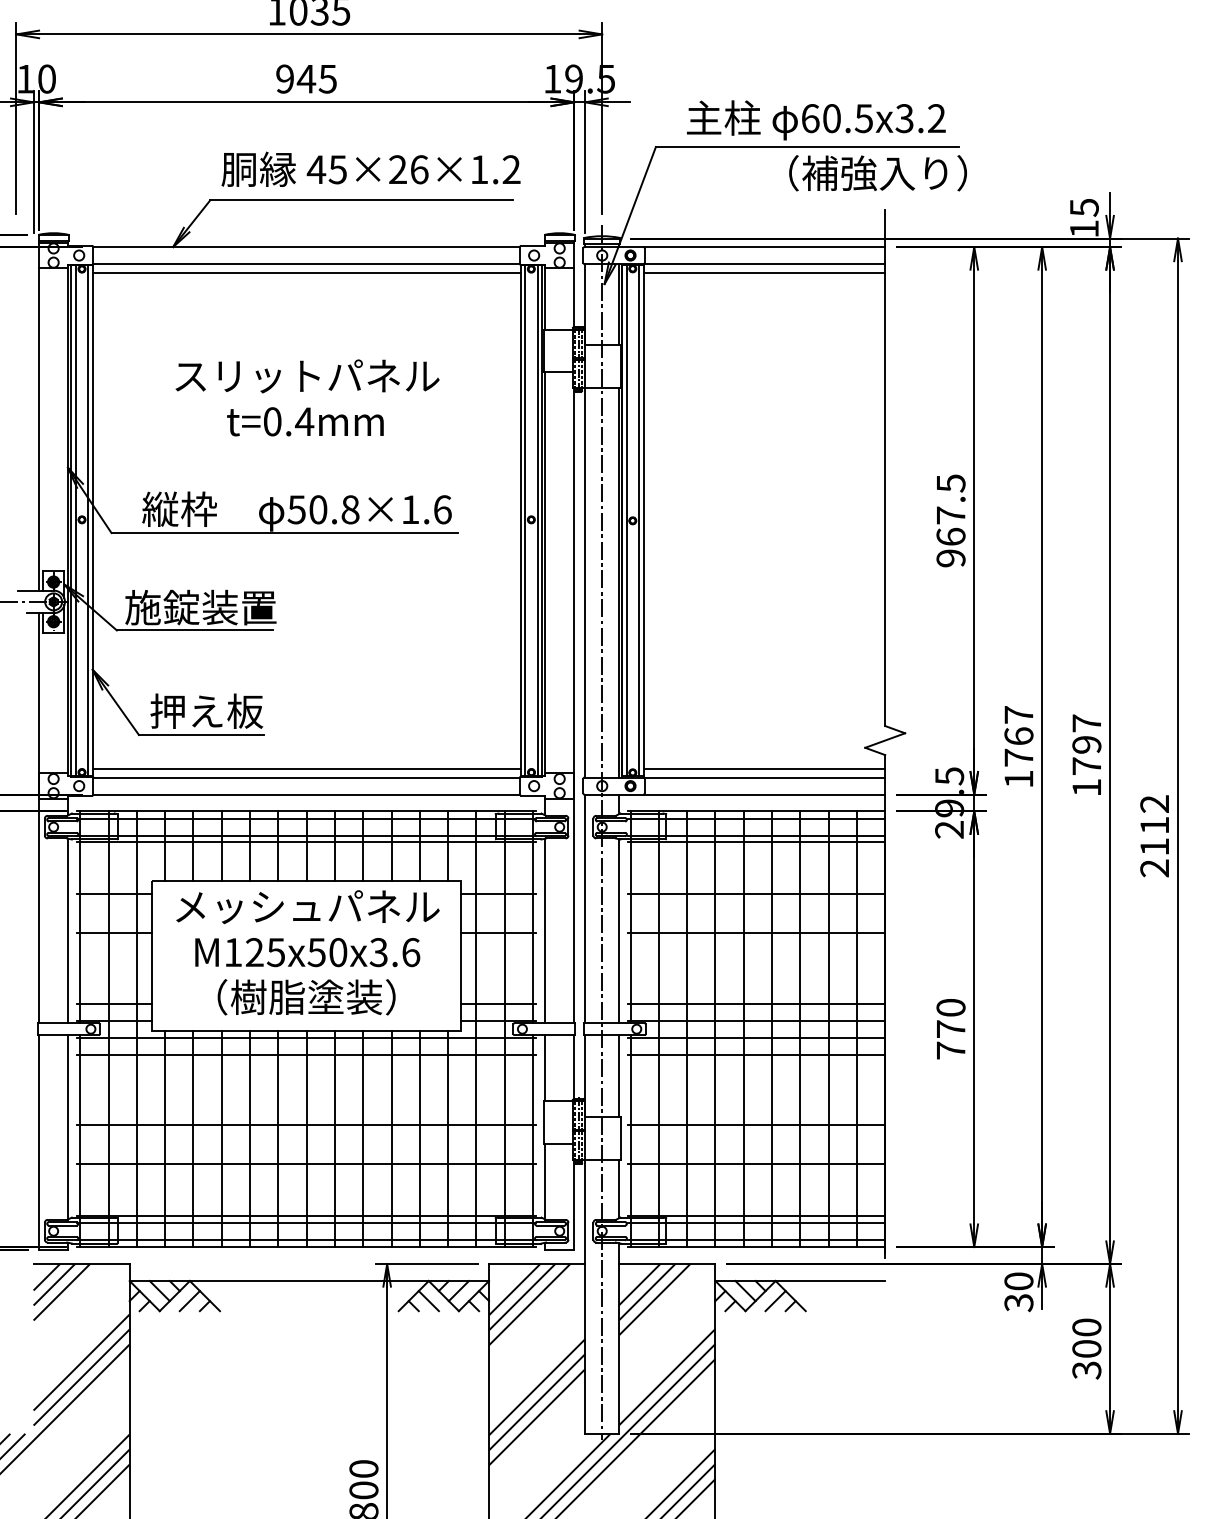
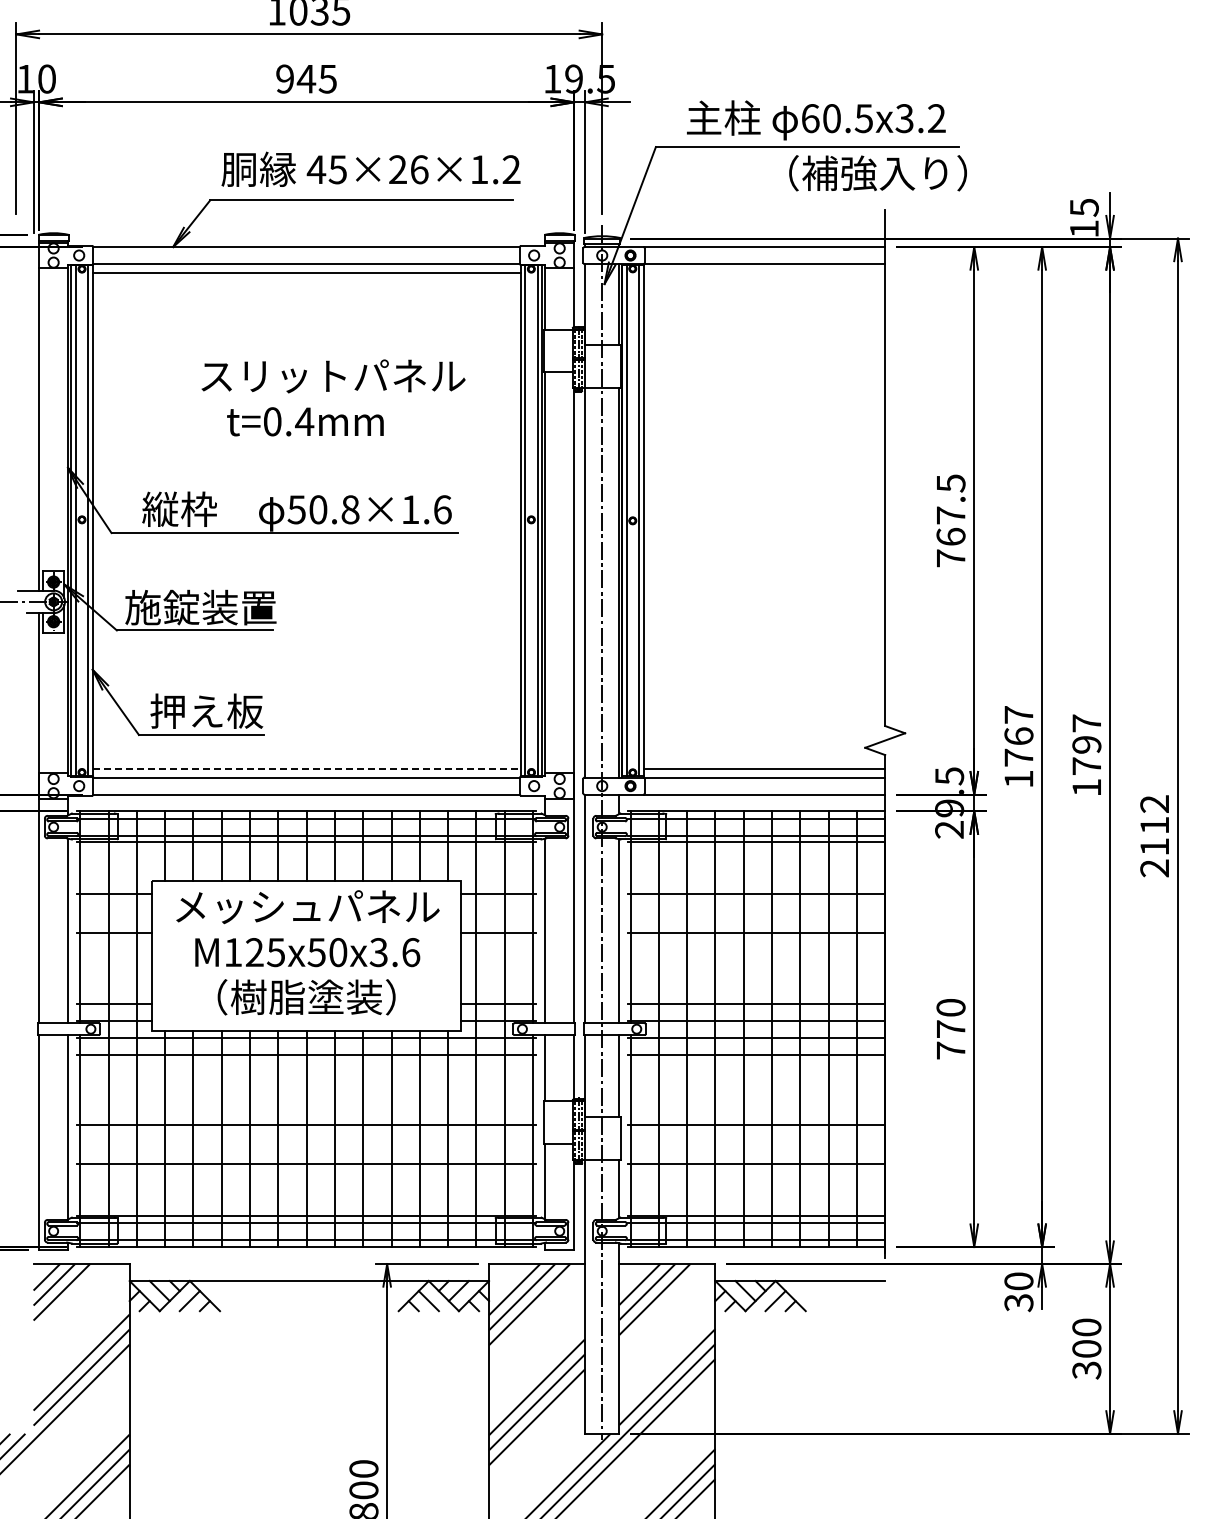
line: present -> none (764, 272)
text position: (307, 376) -> (333, 376) (333, 376)
text: 967.5 -> 767.5 (950, 558)
line: solid -> dashed (306, 769)
